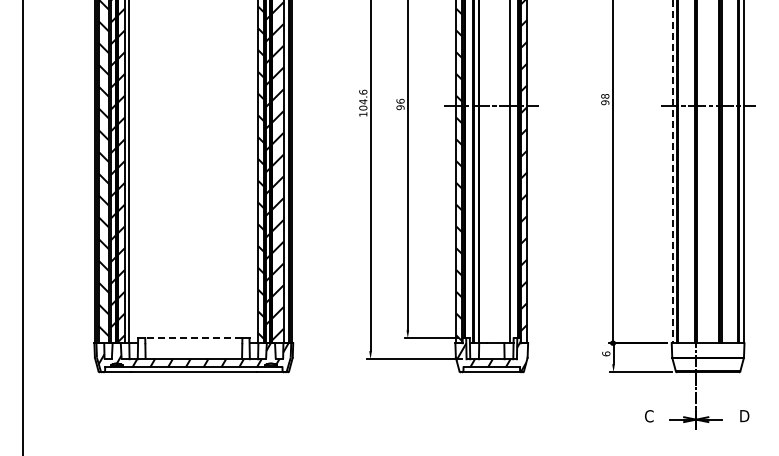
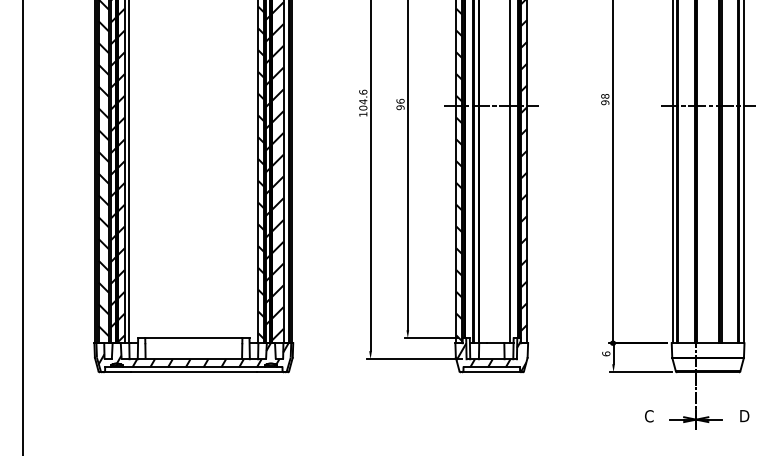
line: dashed -> solid (672, 172)
line: dashed -> solid (193, 338)
